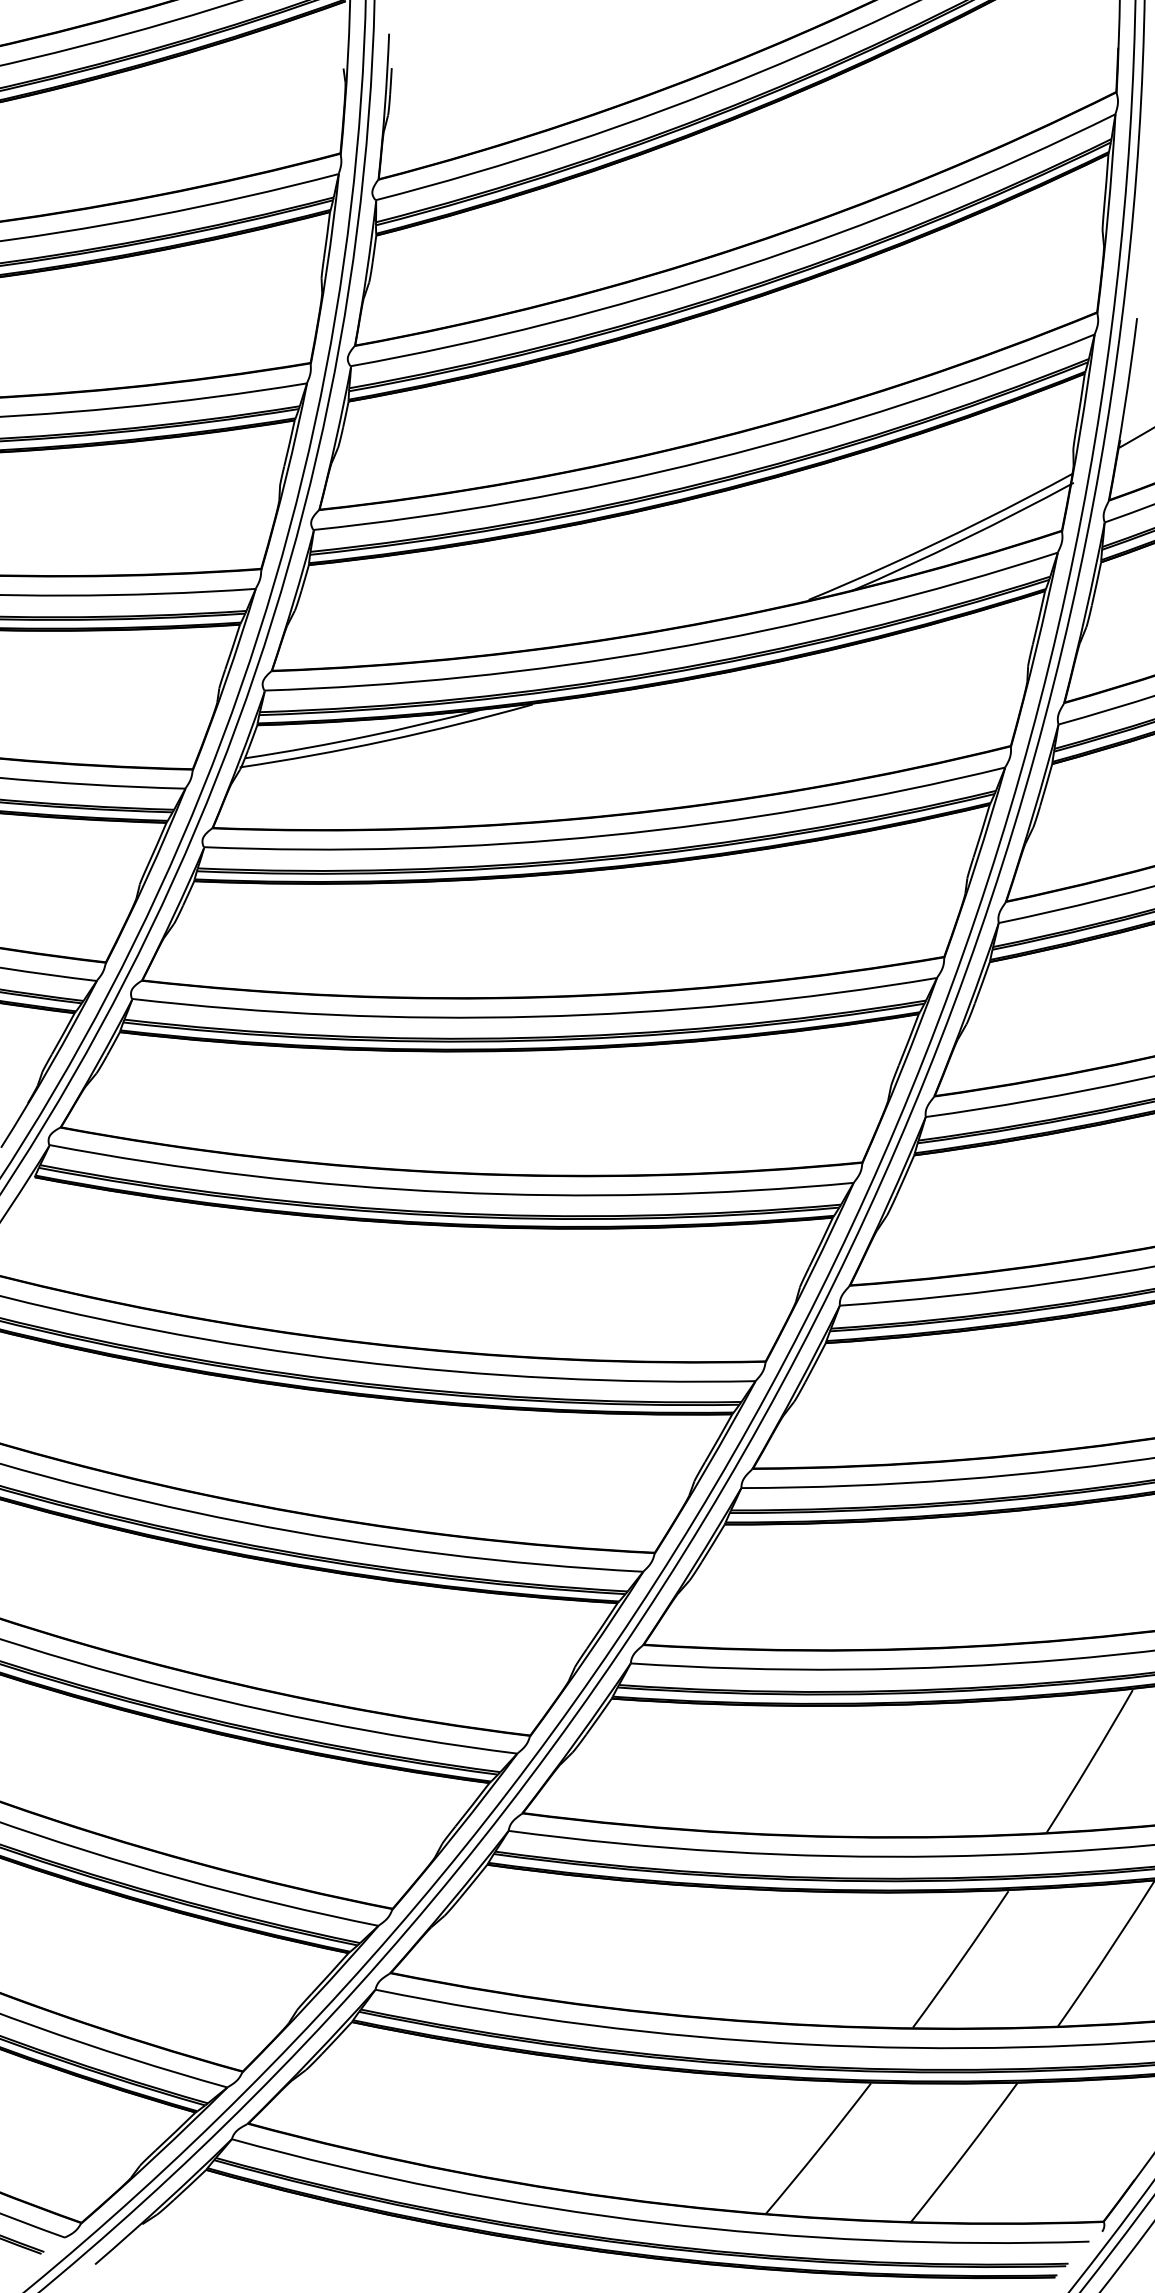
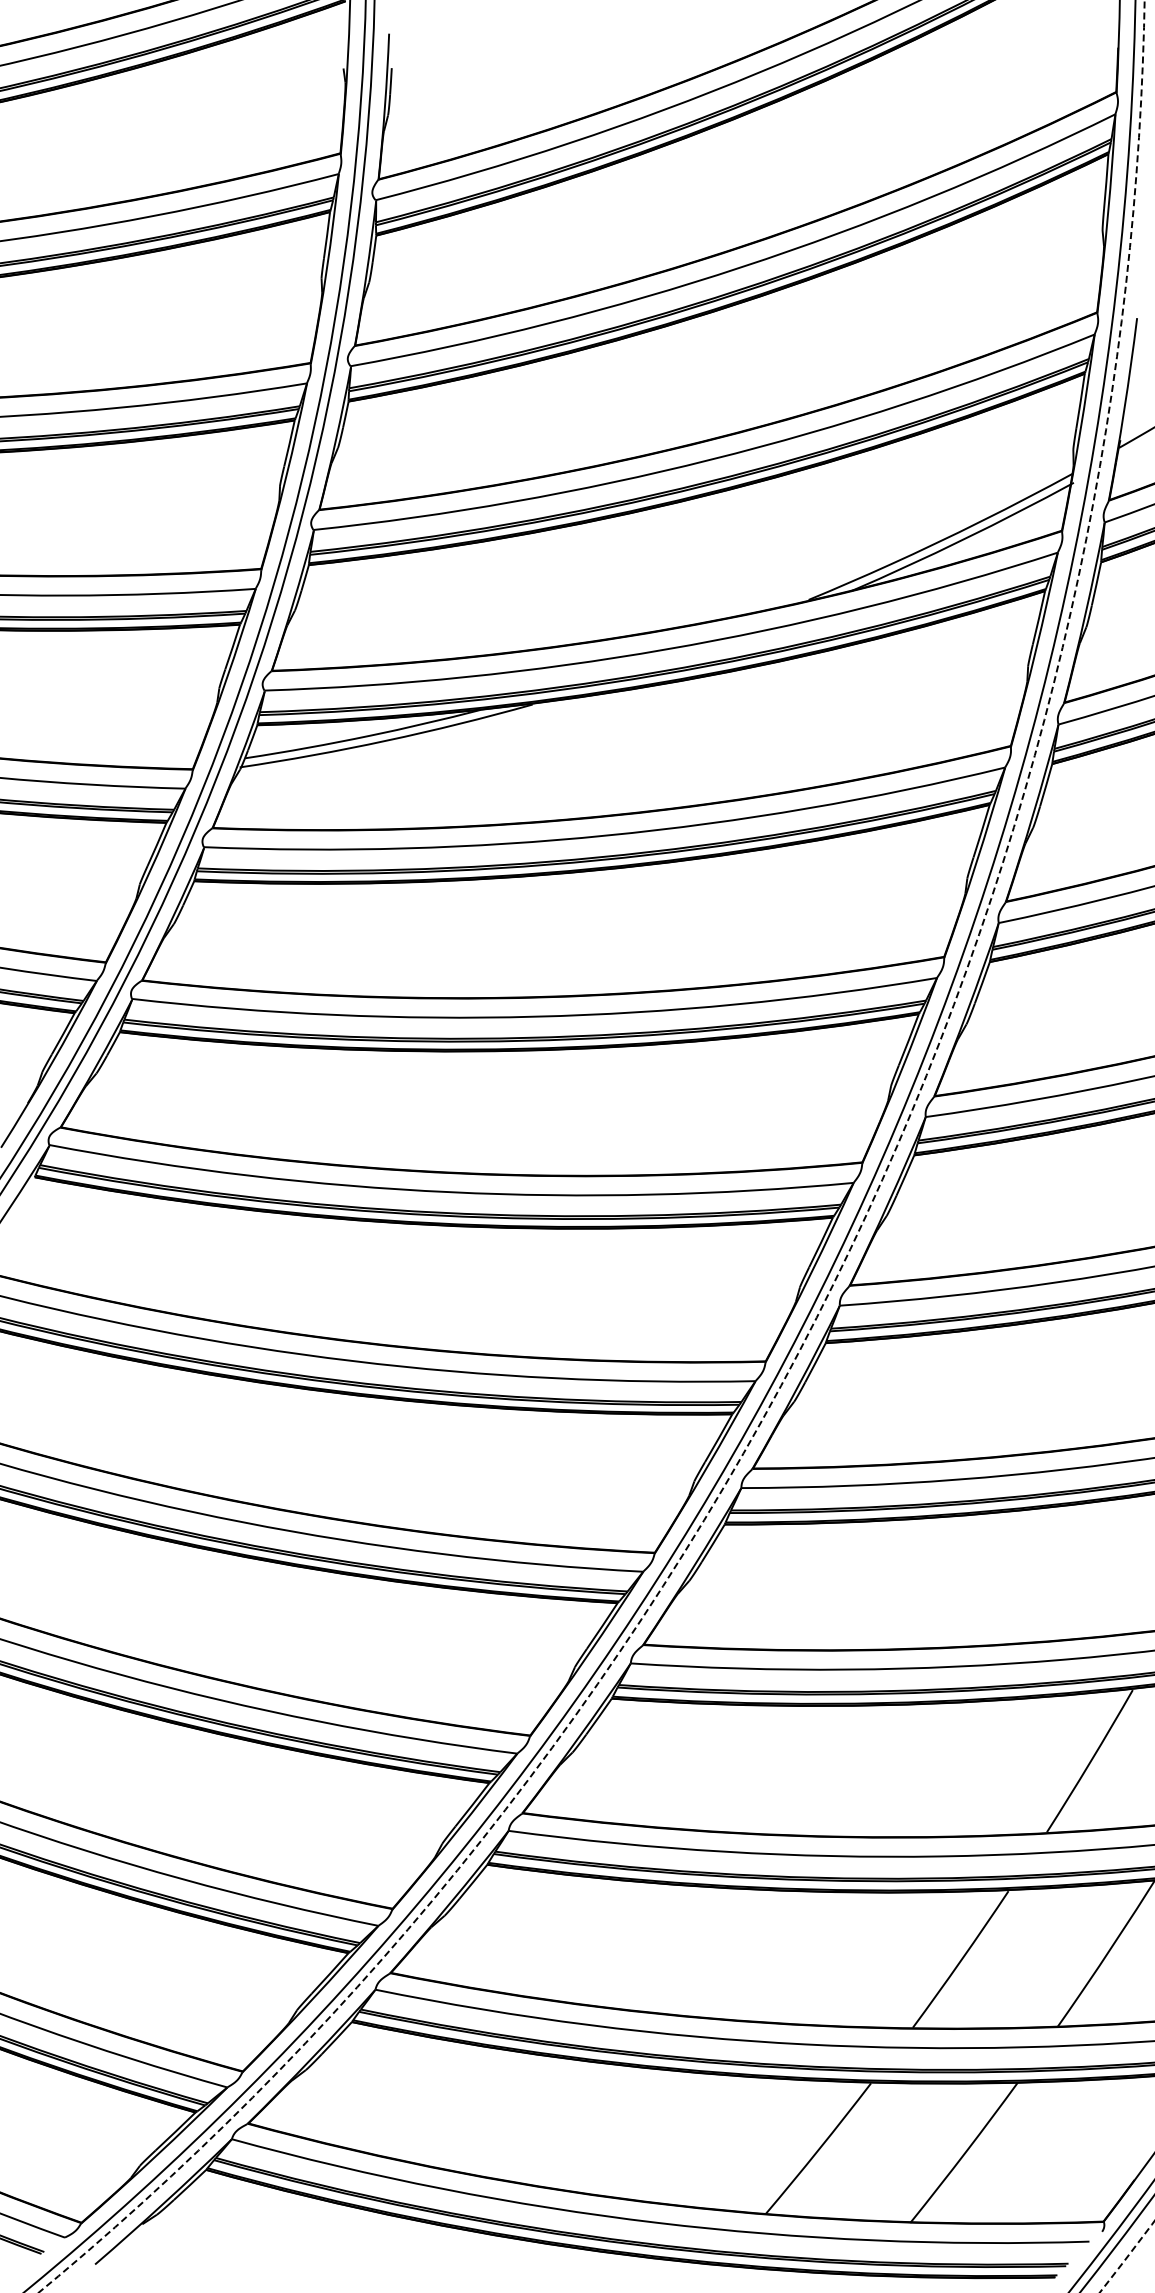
arc: solid -> dashed (842, 1266)
circle: solid -> dashed (1126, 2256)
